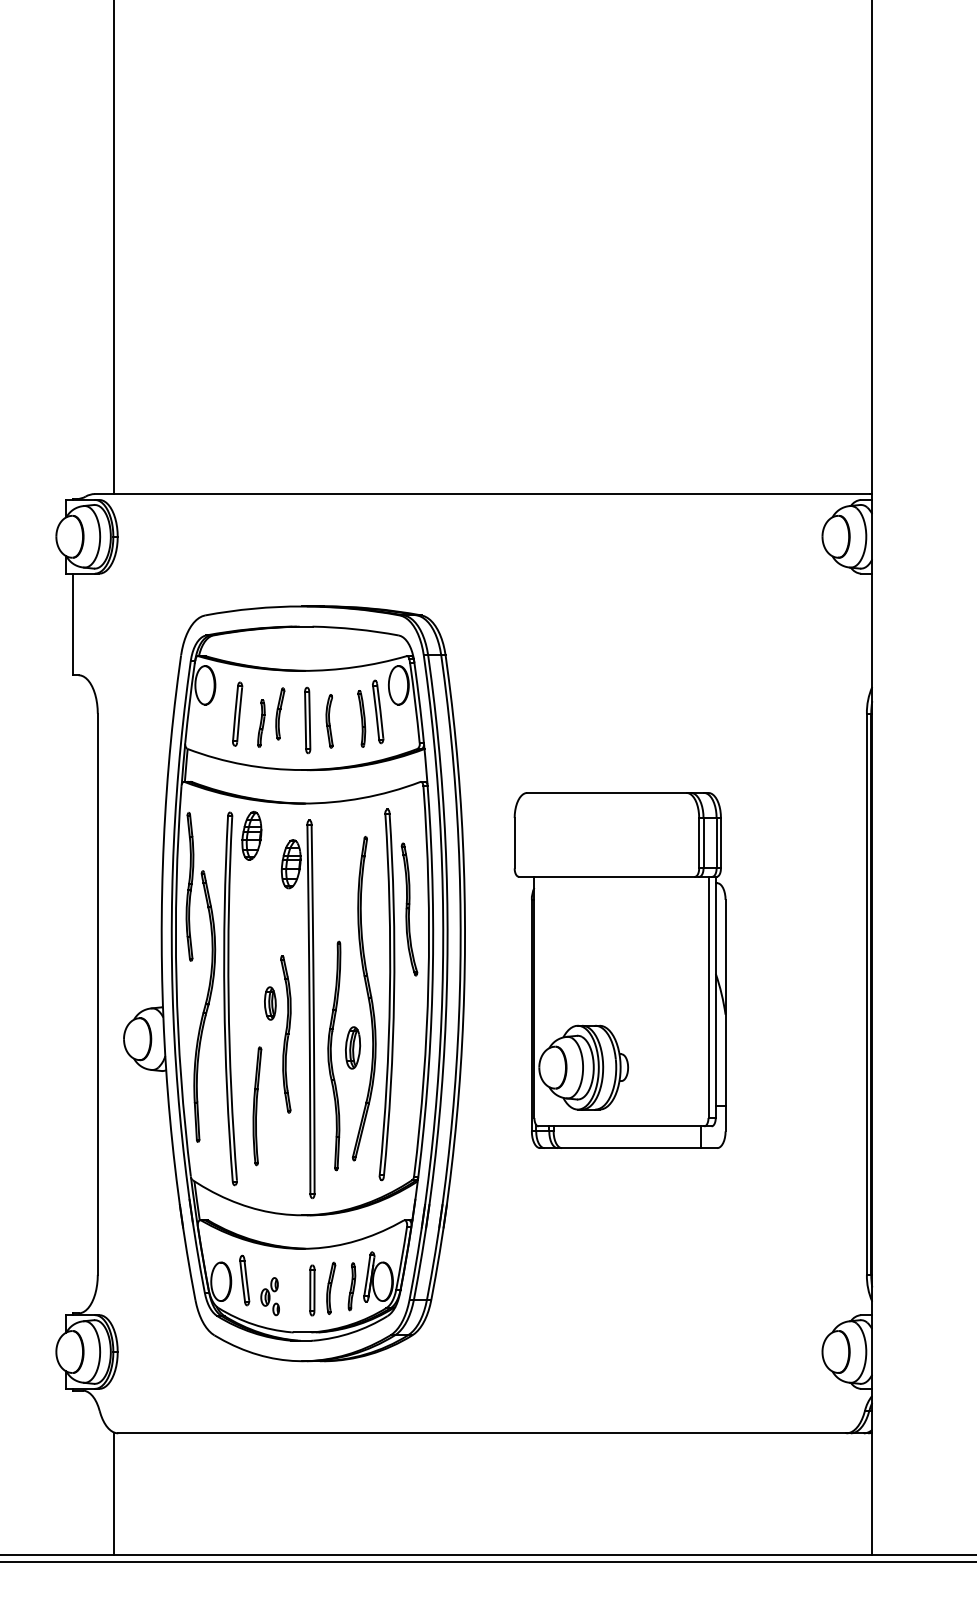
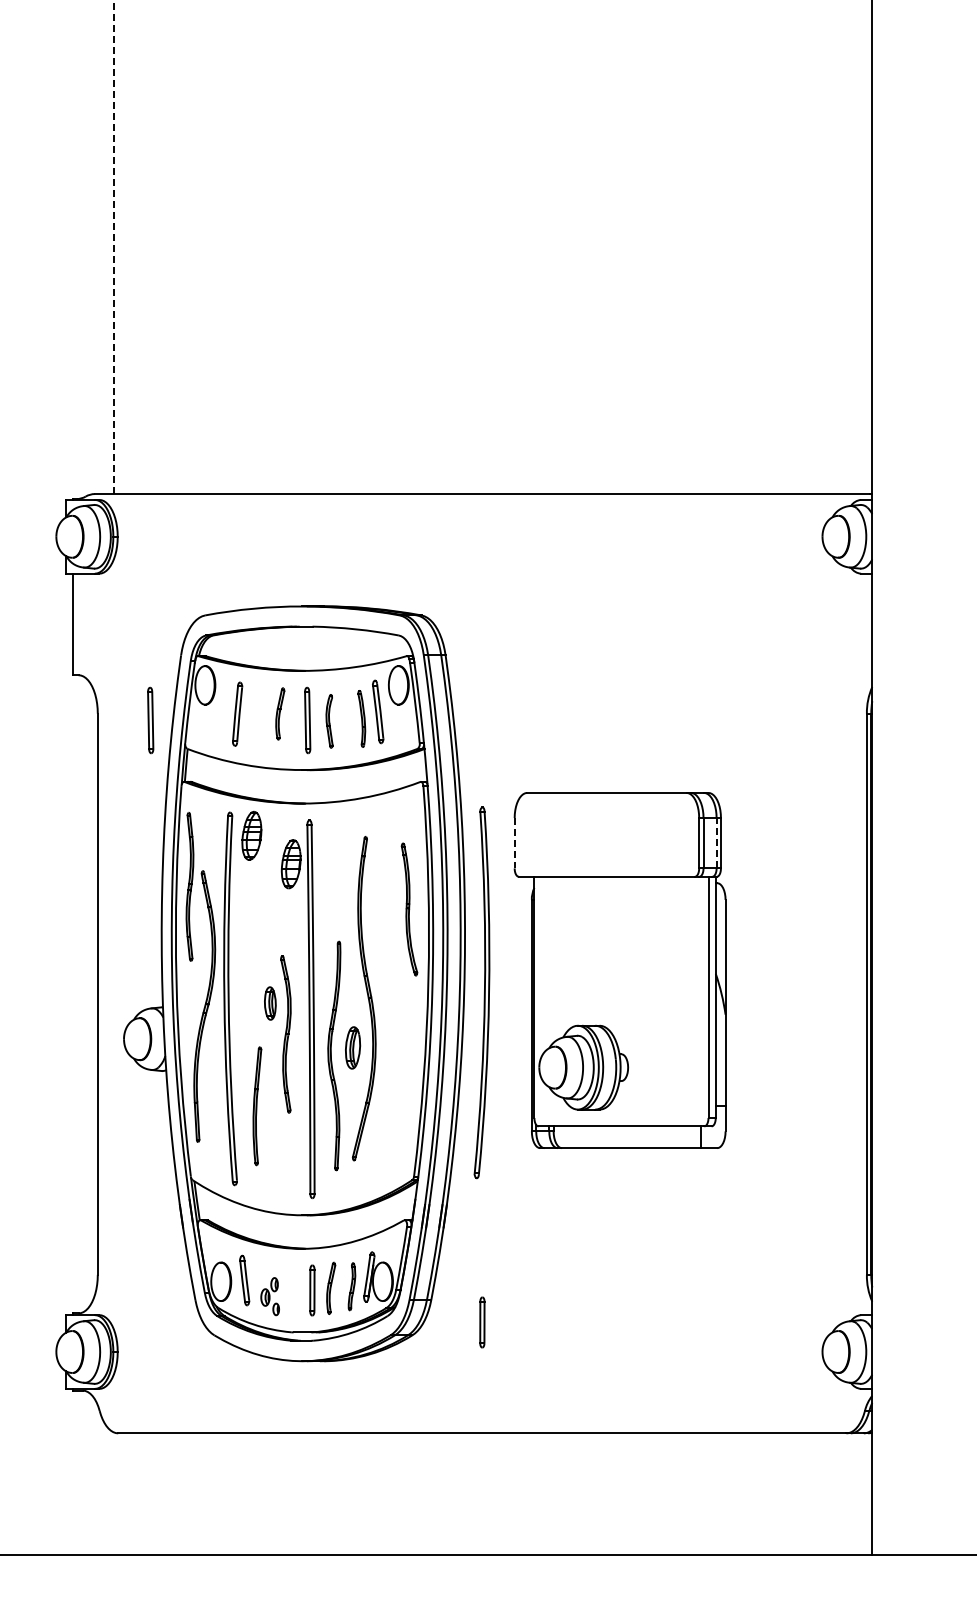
line: solid -> dashed (114, 247)
part: none -> present (150, 720)
part: present -> none (261, 723)
line: solid -> dashed (716, 842)
line: solid -> dashed (514, 843)
part position: (386, 994) -> (481, 992) (481, 992)
part: none -> present (482, 1322)
line: present -> none (114, 1493)
line: present -> none (487, 1561)
